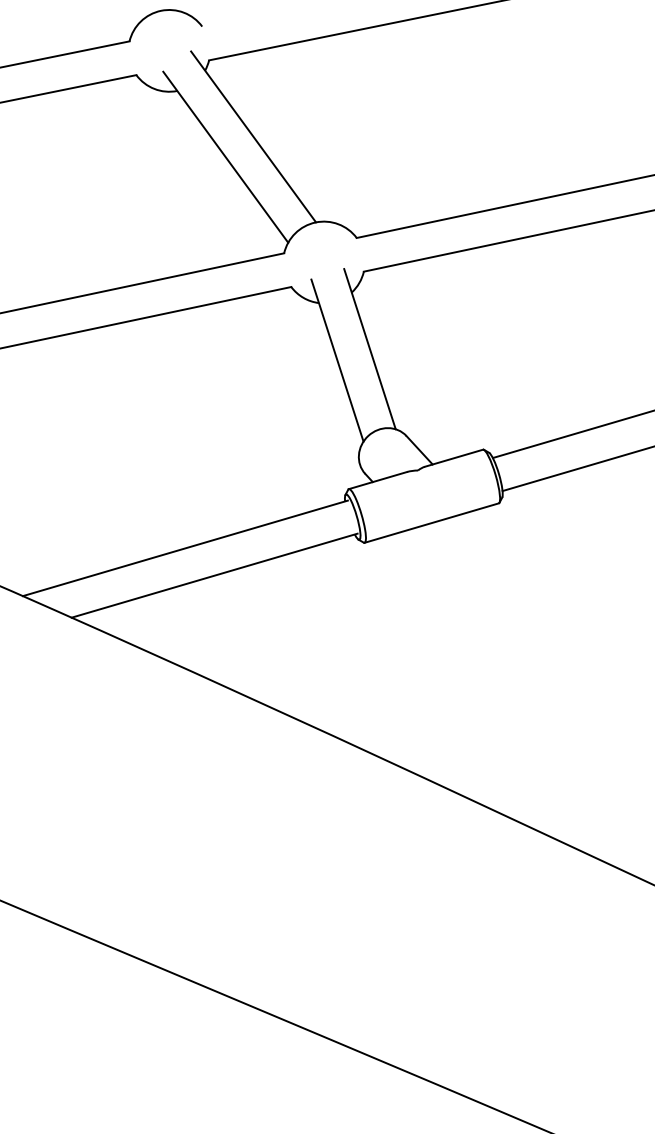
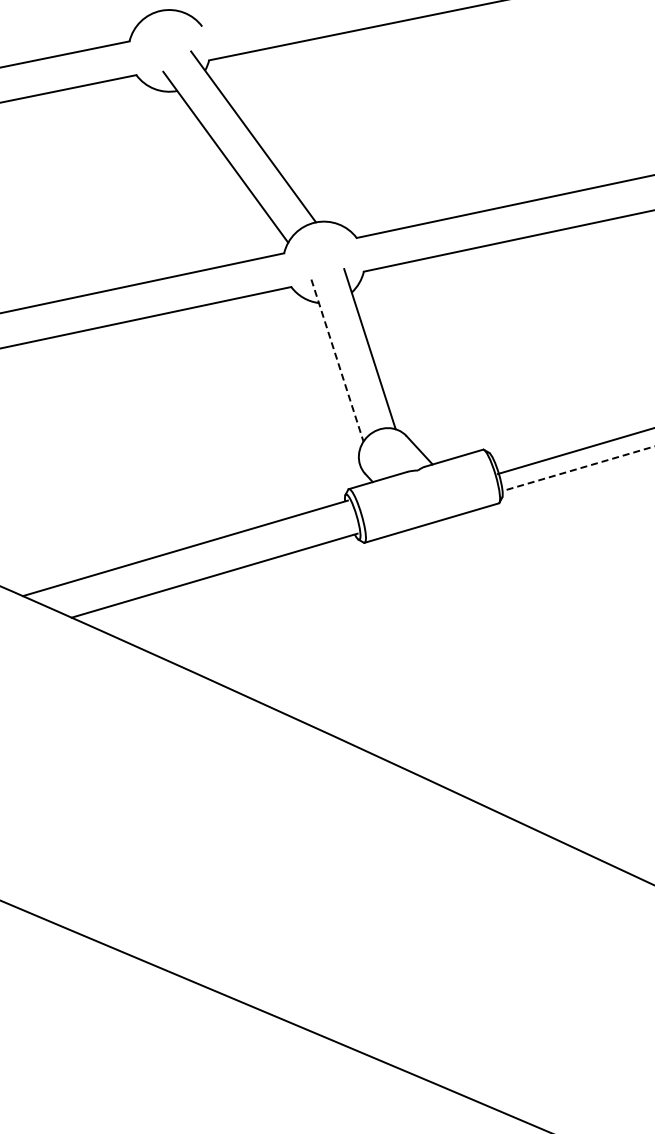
line: solid -> dashed (337, 361)
line position: (571, 434) -> (574, 451) (574, 451)
line: solid -> dashed (578, 468)
